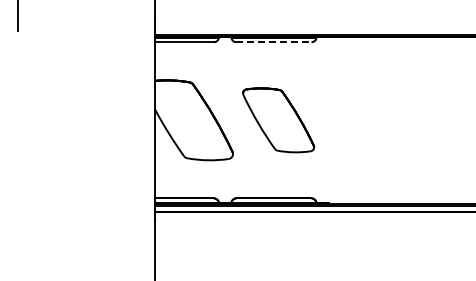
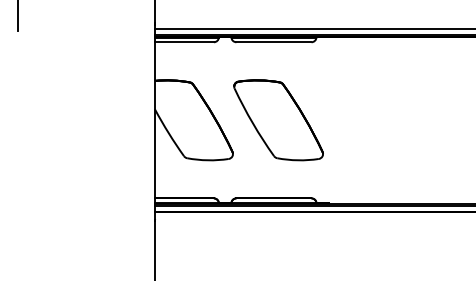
line: none -> present (313, 28)
line: dashed -> solid (273, 42)
part size: 74x67 px -> 91x83 px (278, 120)
